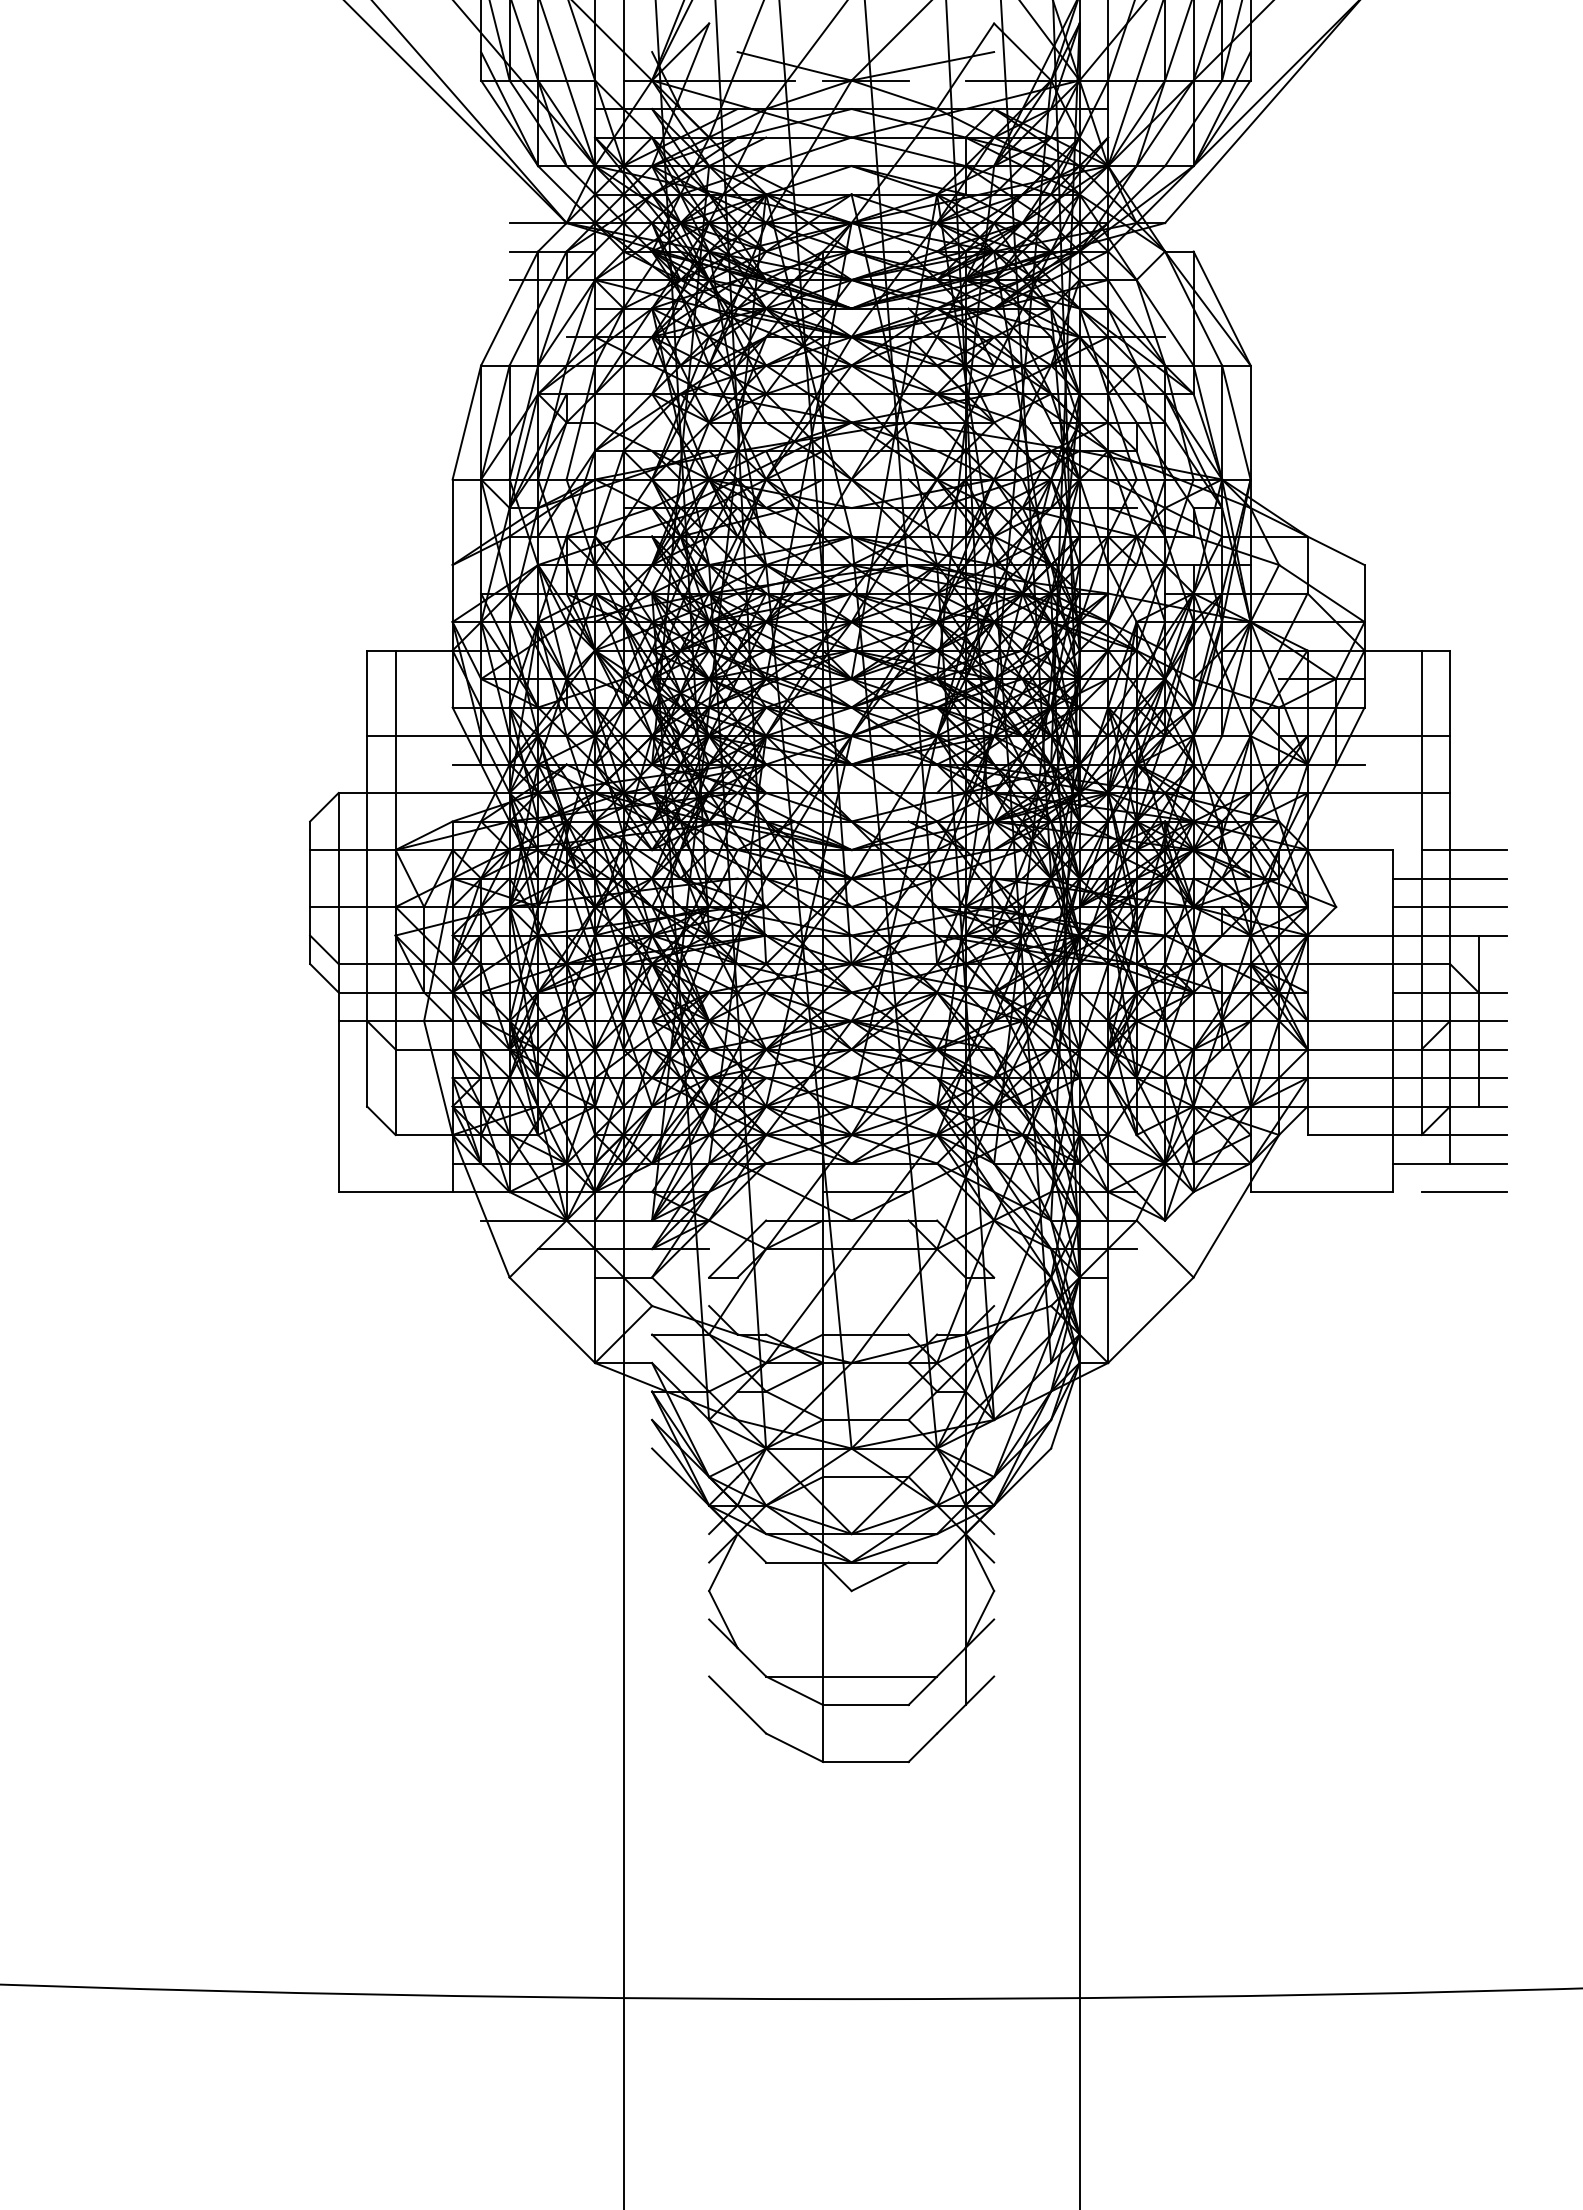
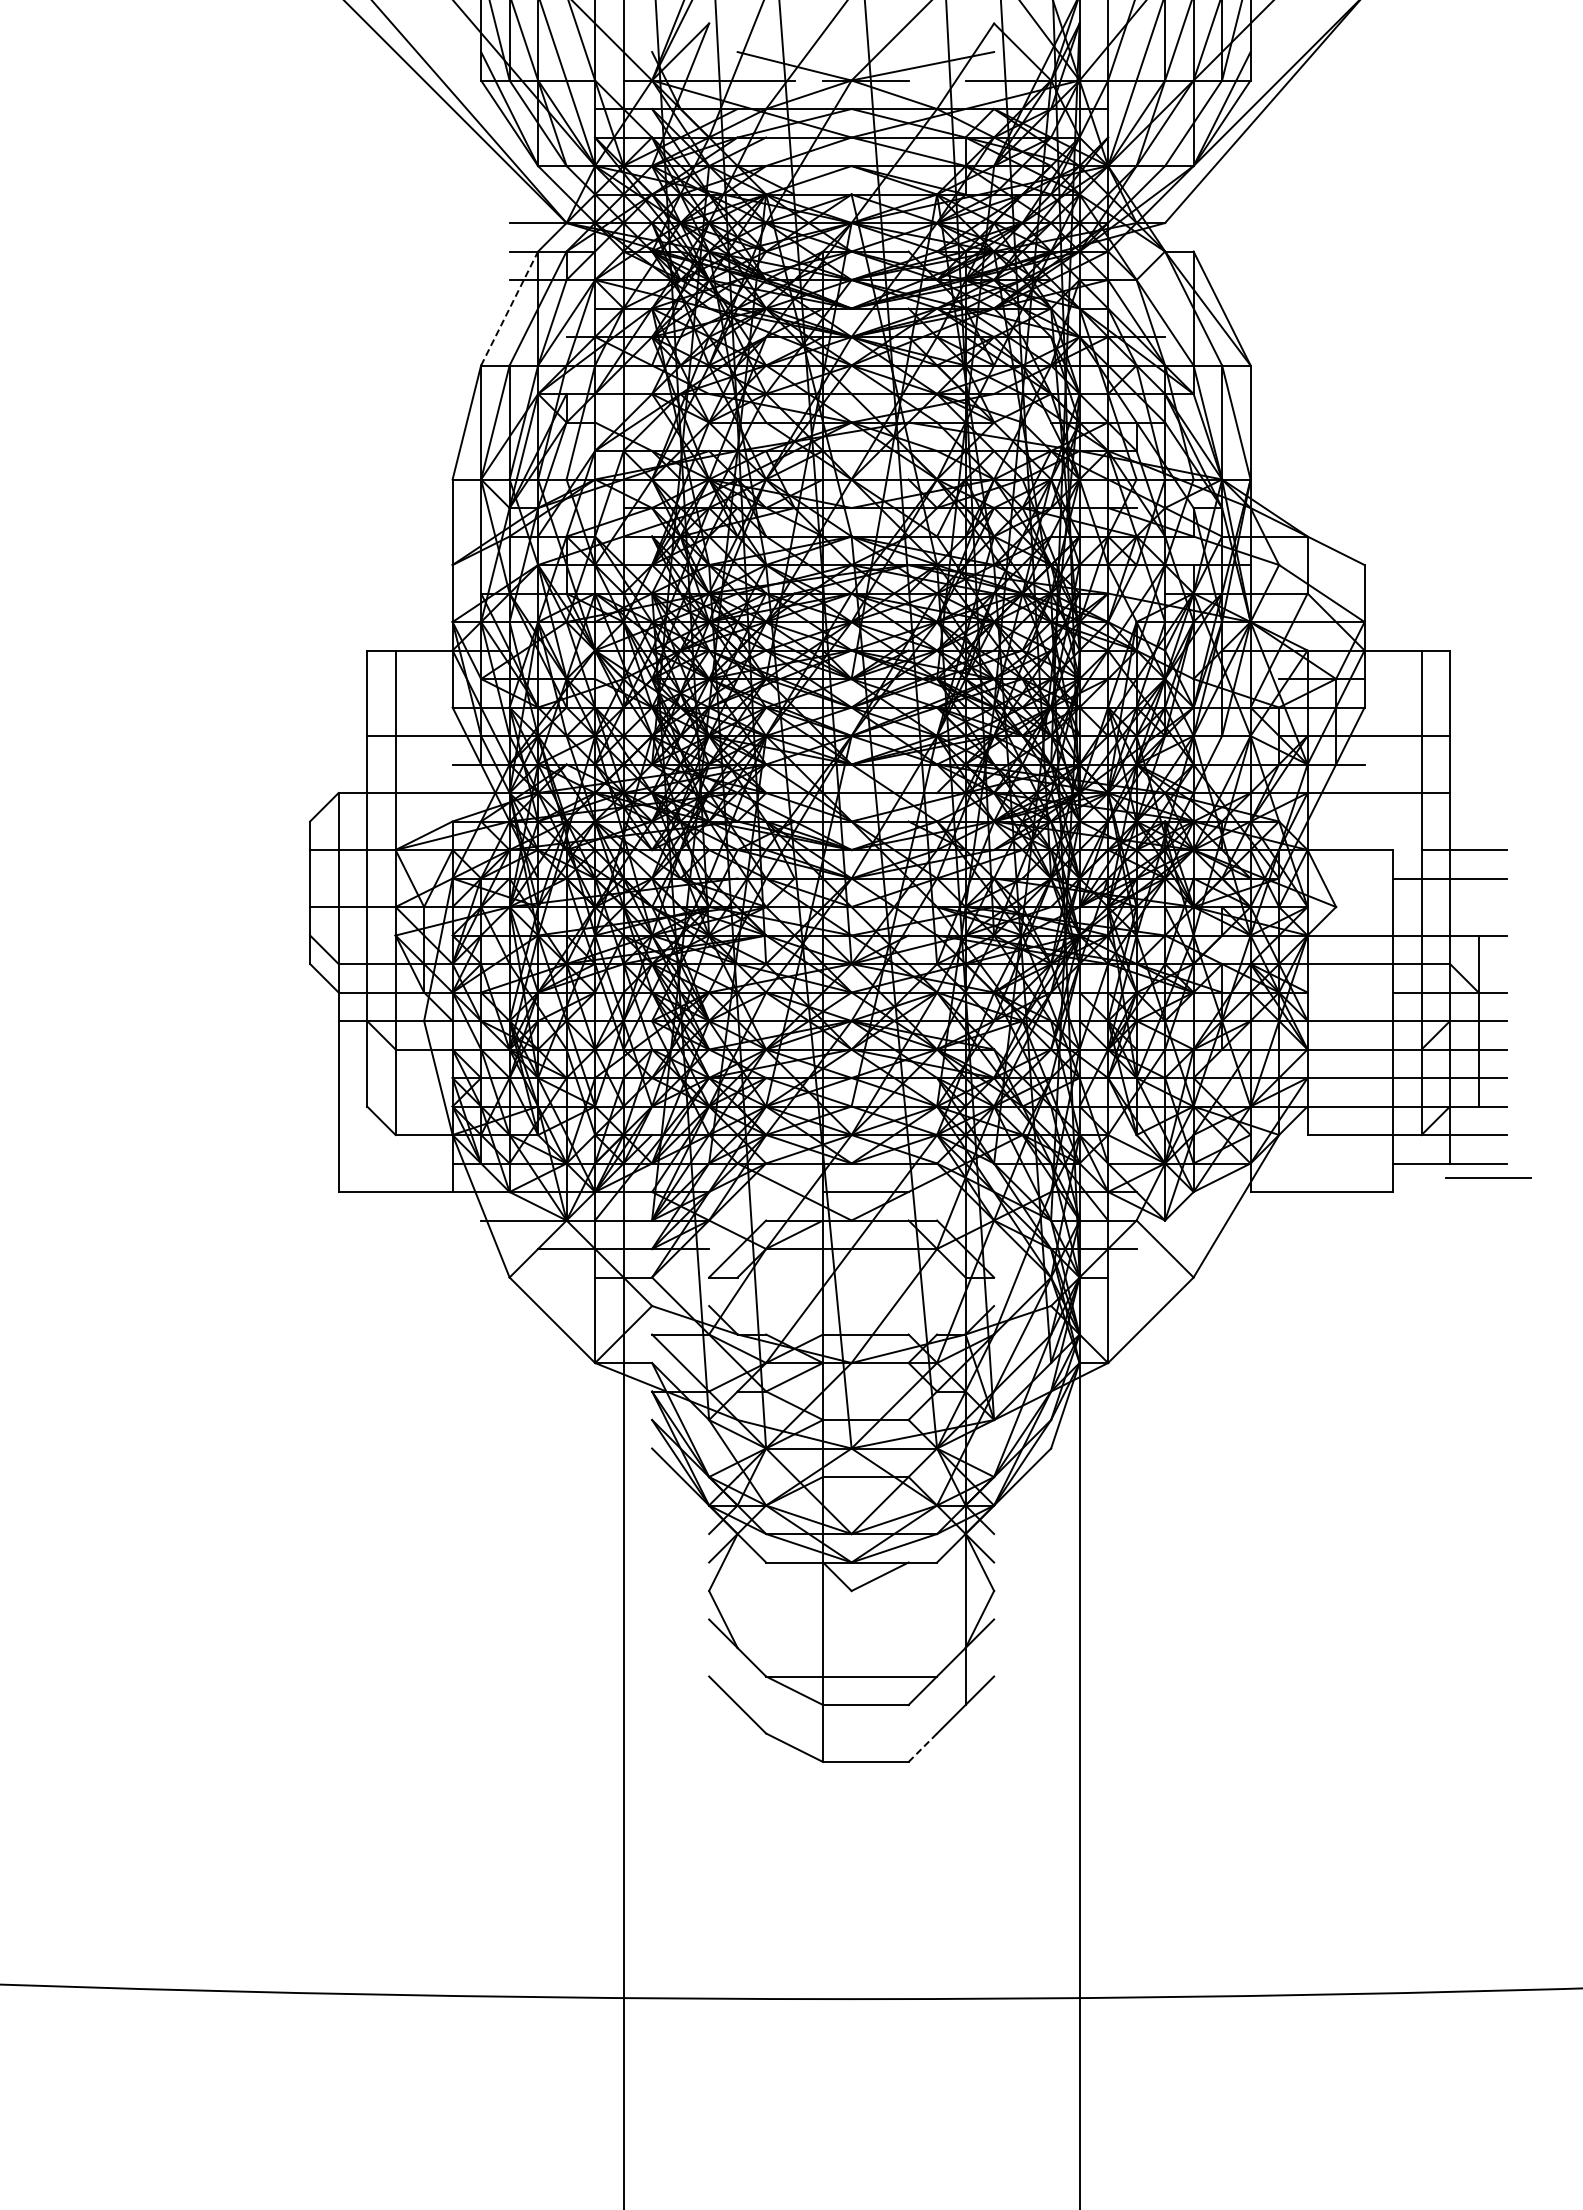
line: solid -> dashed (509, 308)
line: present -> none (1450, 907)
line position: (1464, 1191) -> (1488, 1177) (1488, 1177)
line: solid -> dashed (923, 1747)
